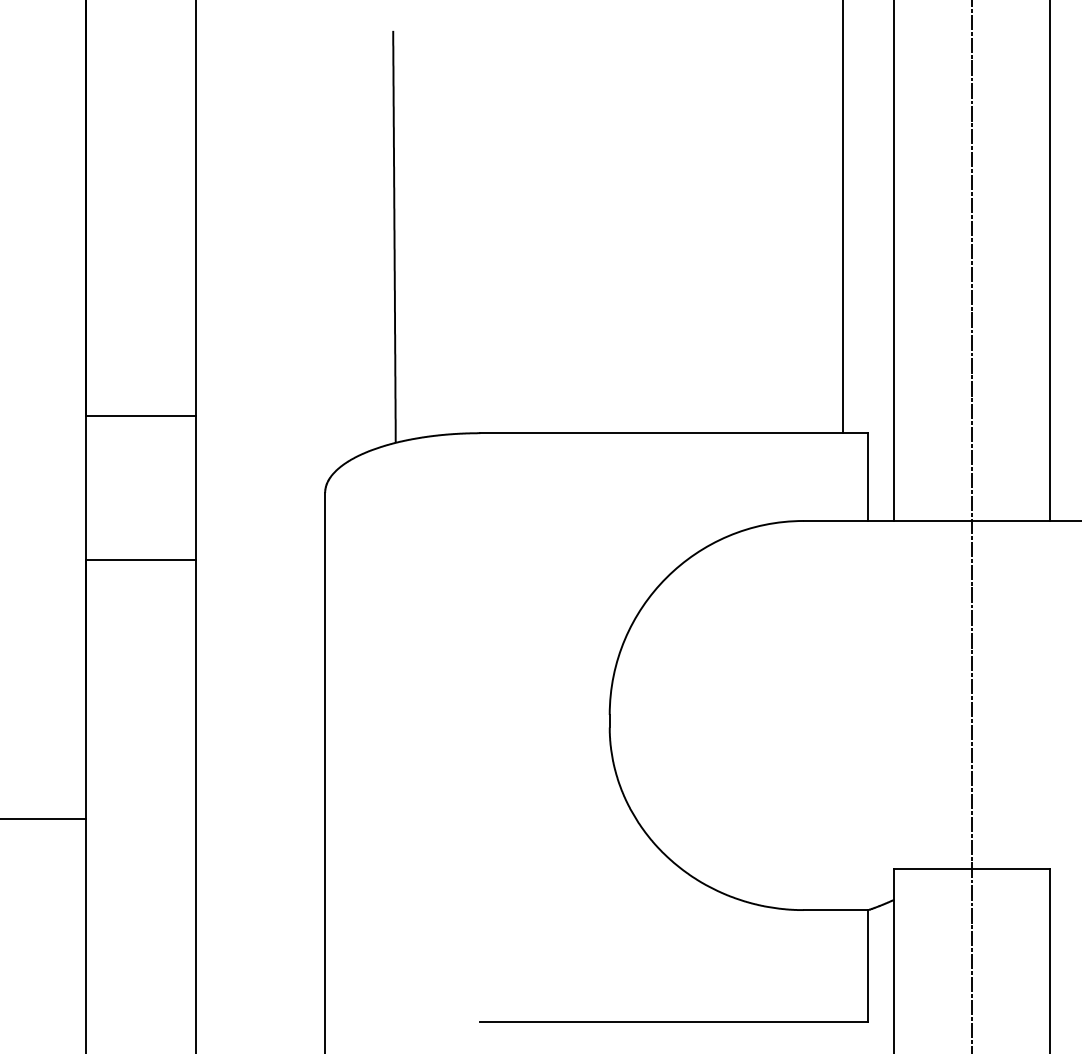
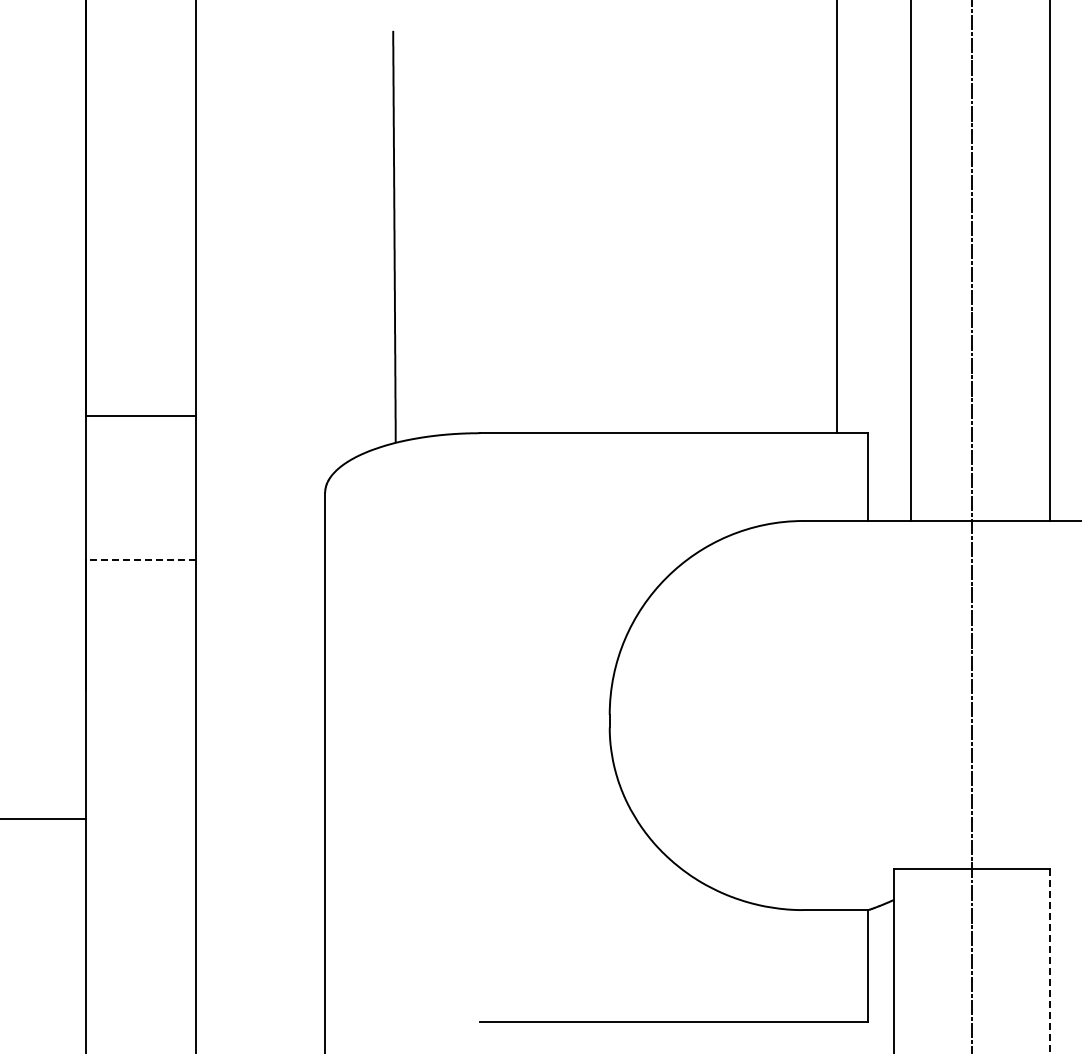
line position: (842, 217) -> (836, 217) (836, 217)
line position: (894, 261) -> (911, 261) (911, 261)
line: solid -> dashed (140, 559)
line: solid -> dashed (1049, 961)
